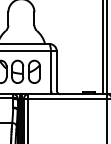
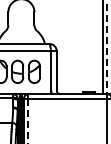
line: solid -> dashed (107, 47)
line: solid -> dashed (28, 121)
